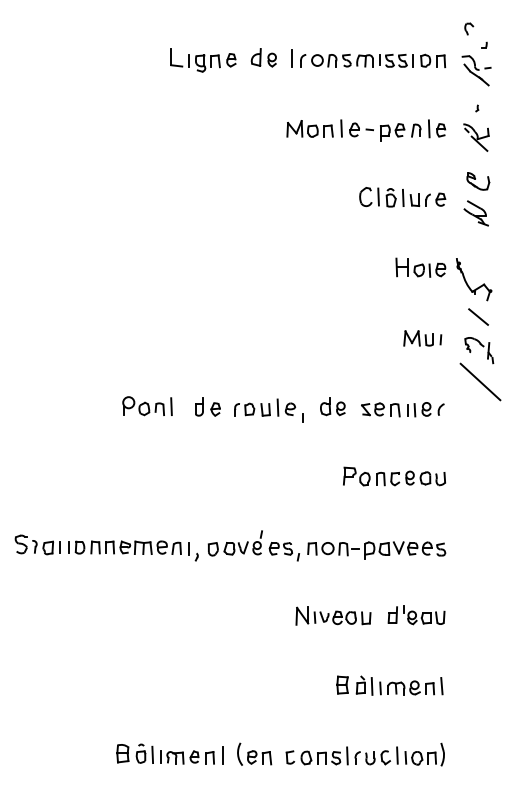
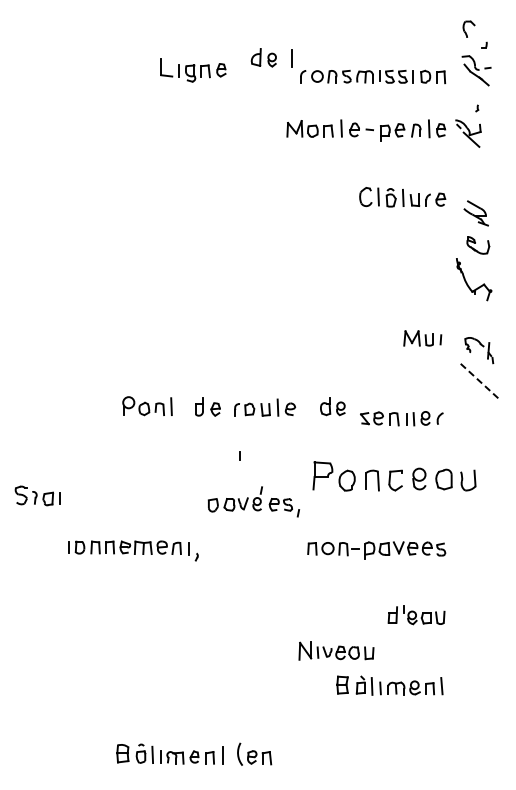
part size: 11x14 px -> 14x18 px (468, 28)
part position: (203, 60) -> (193, 70) (193, 70)
part position: (373, 60) -> (373, 76) (373, 76)
part position: (476, 137) -> (468, 133) (468, 133)
part position: (478, 181) -> (478, 245) (478, 245)
part: present -> none (420, 267)
line: present -> none (478, 316)
line: solid -> dashed (480, 382)
part position: (402, 409) -> (401, 418) (401, 418)
line position: (302, 417) -> (239, 455) (239, 455)
part size: 103x21 px -> 165x31 px (394, 476)
part position: (37, 544) -> (37, 495) (37, 495)
part position: (253, 545) -> (253, 501) (253, 501)
part position: (333, 615) -> (336, 650) (336, 650)
part: present -> none (364, 754)
